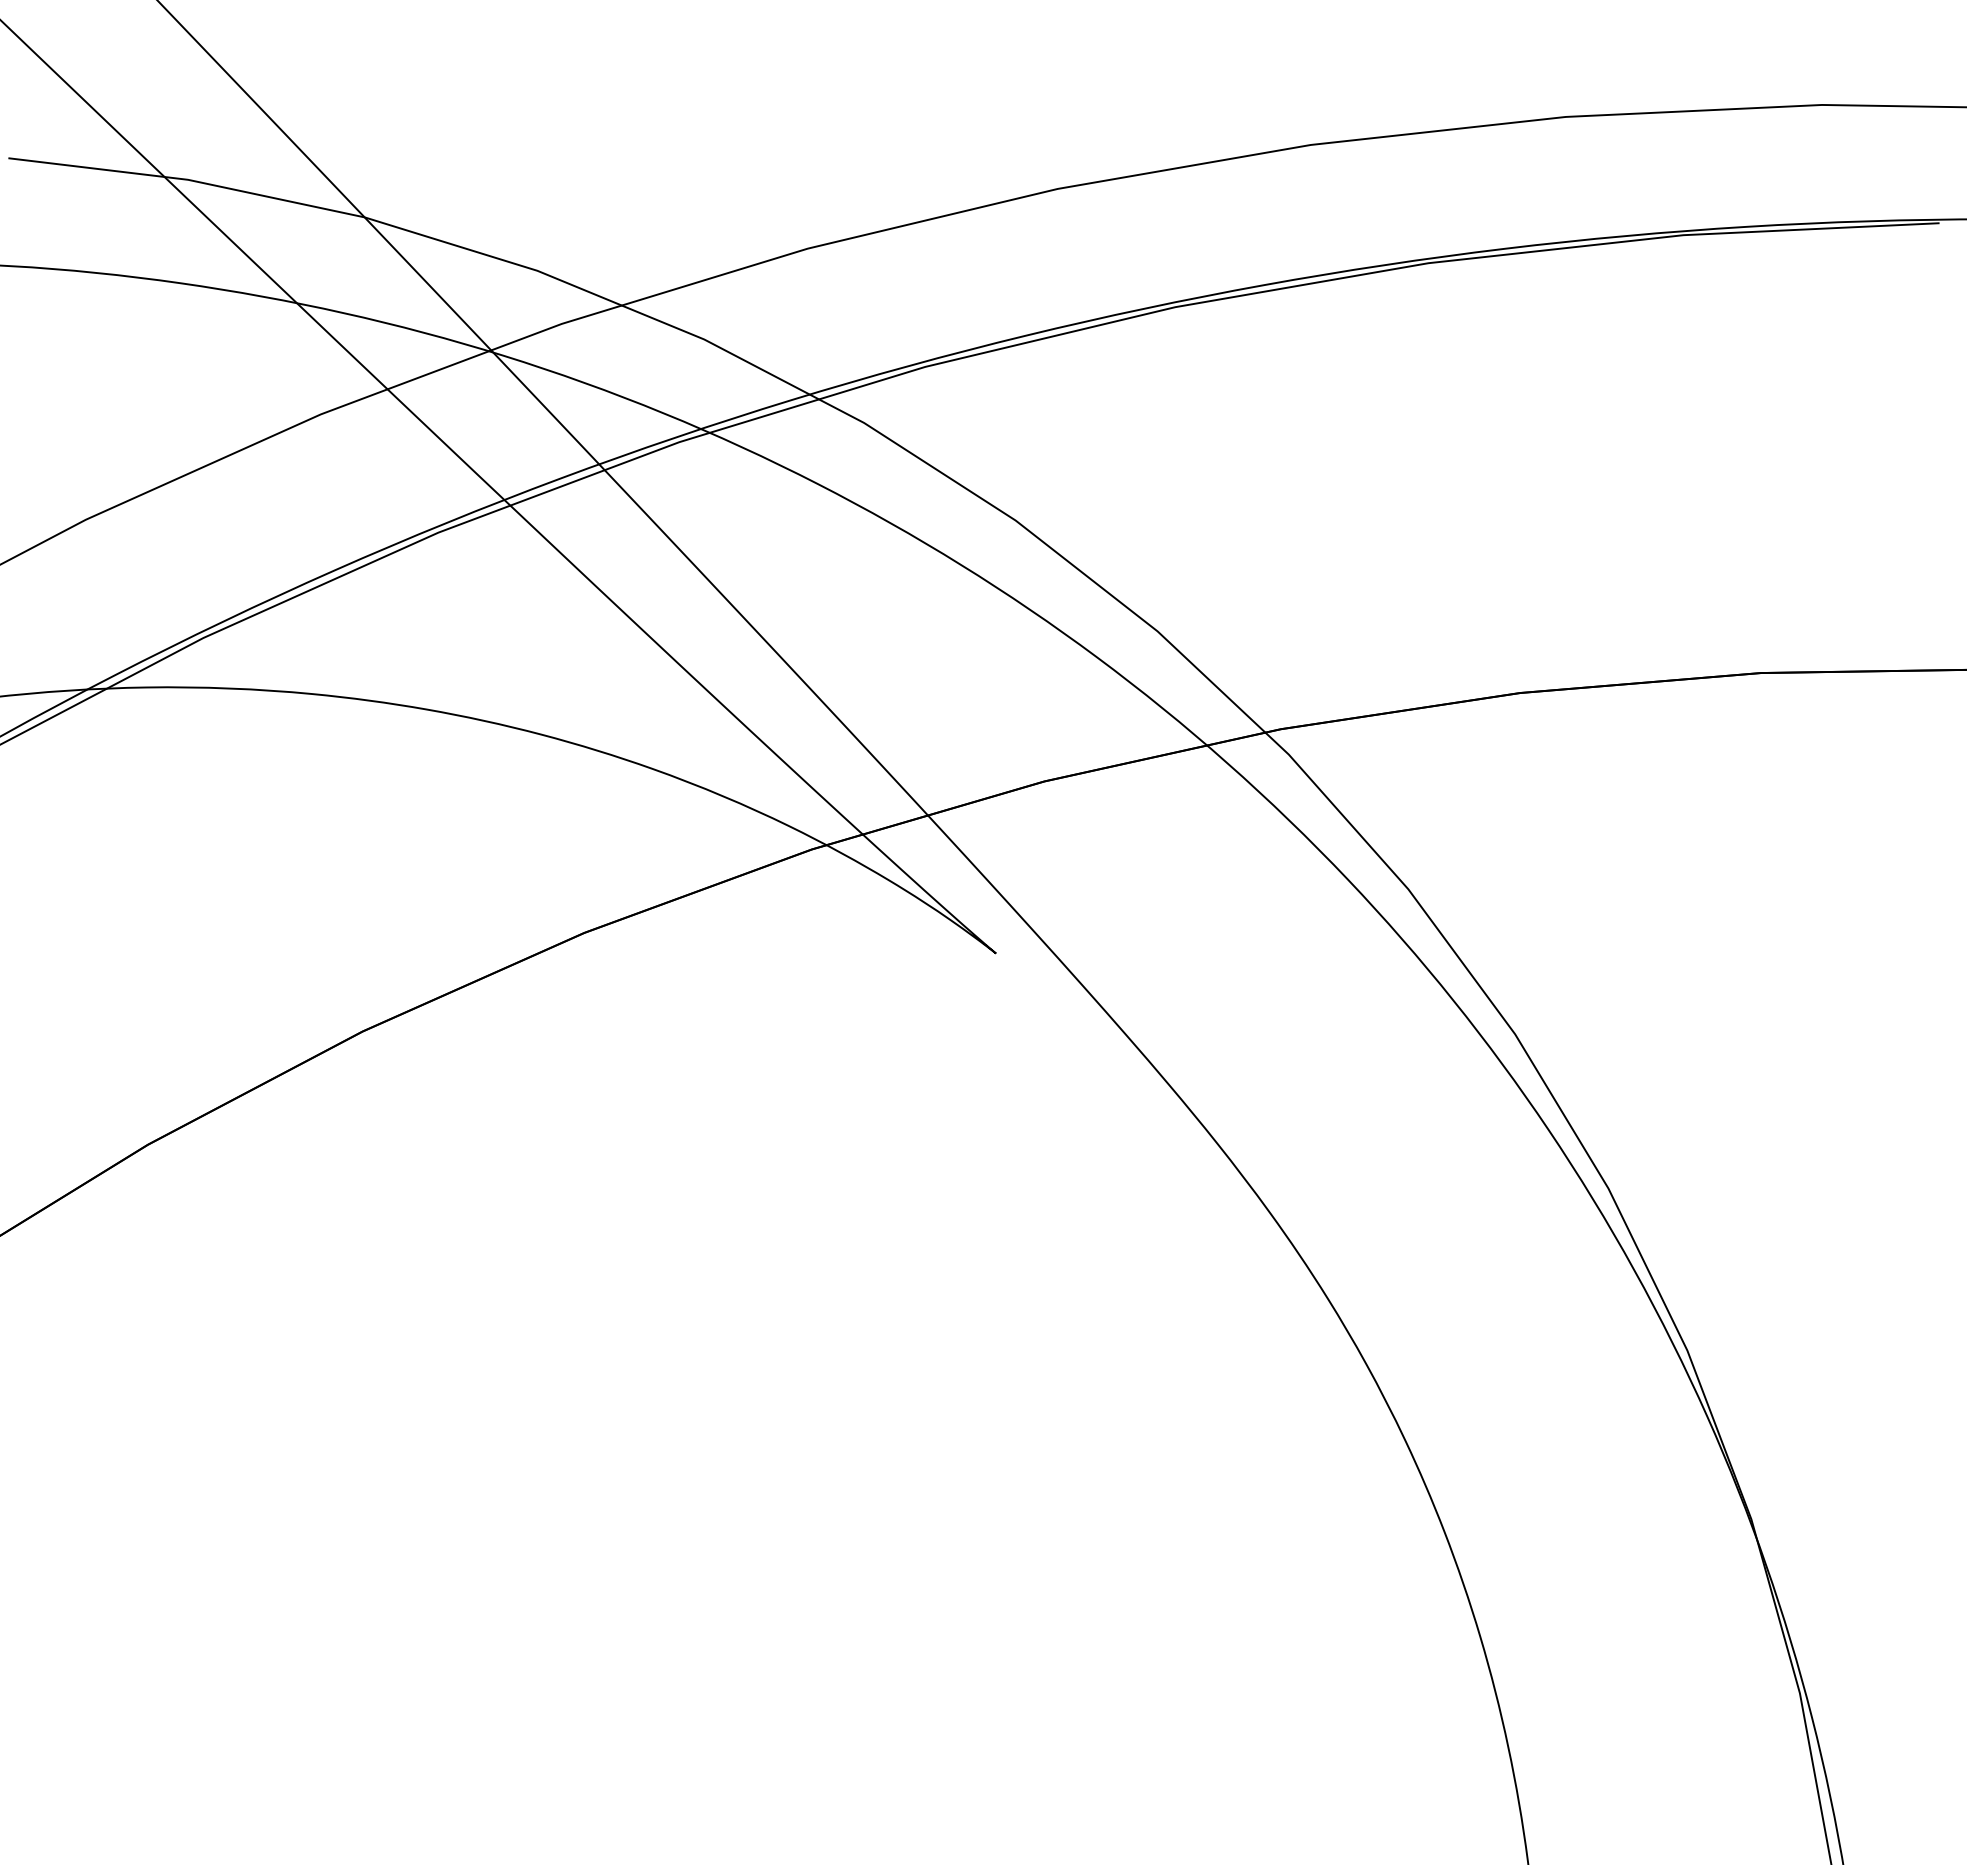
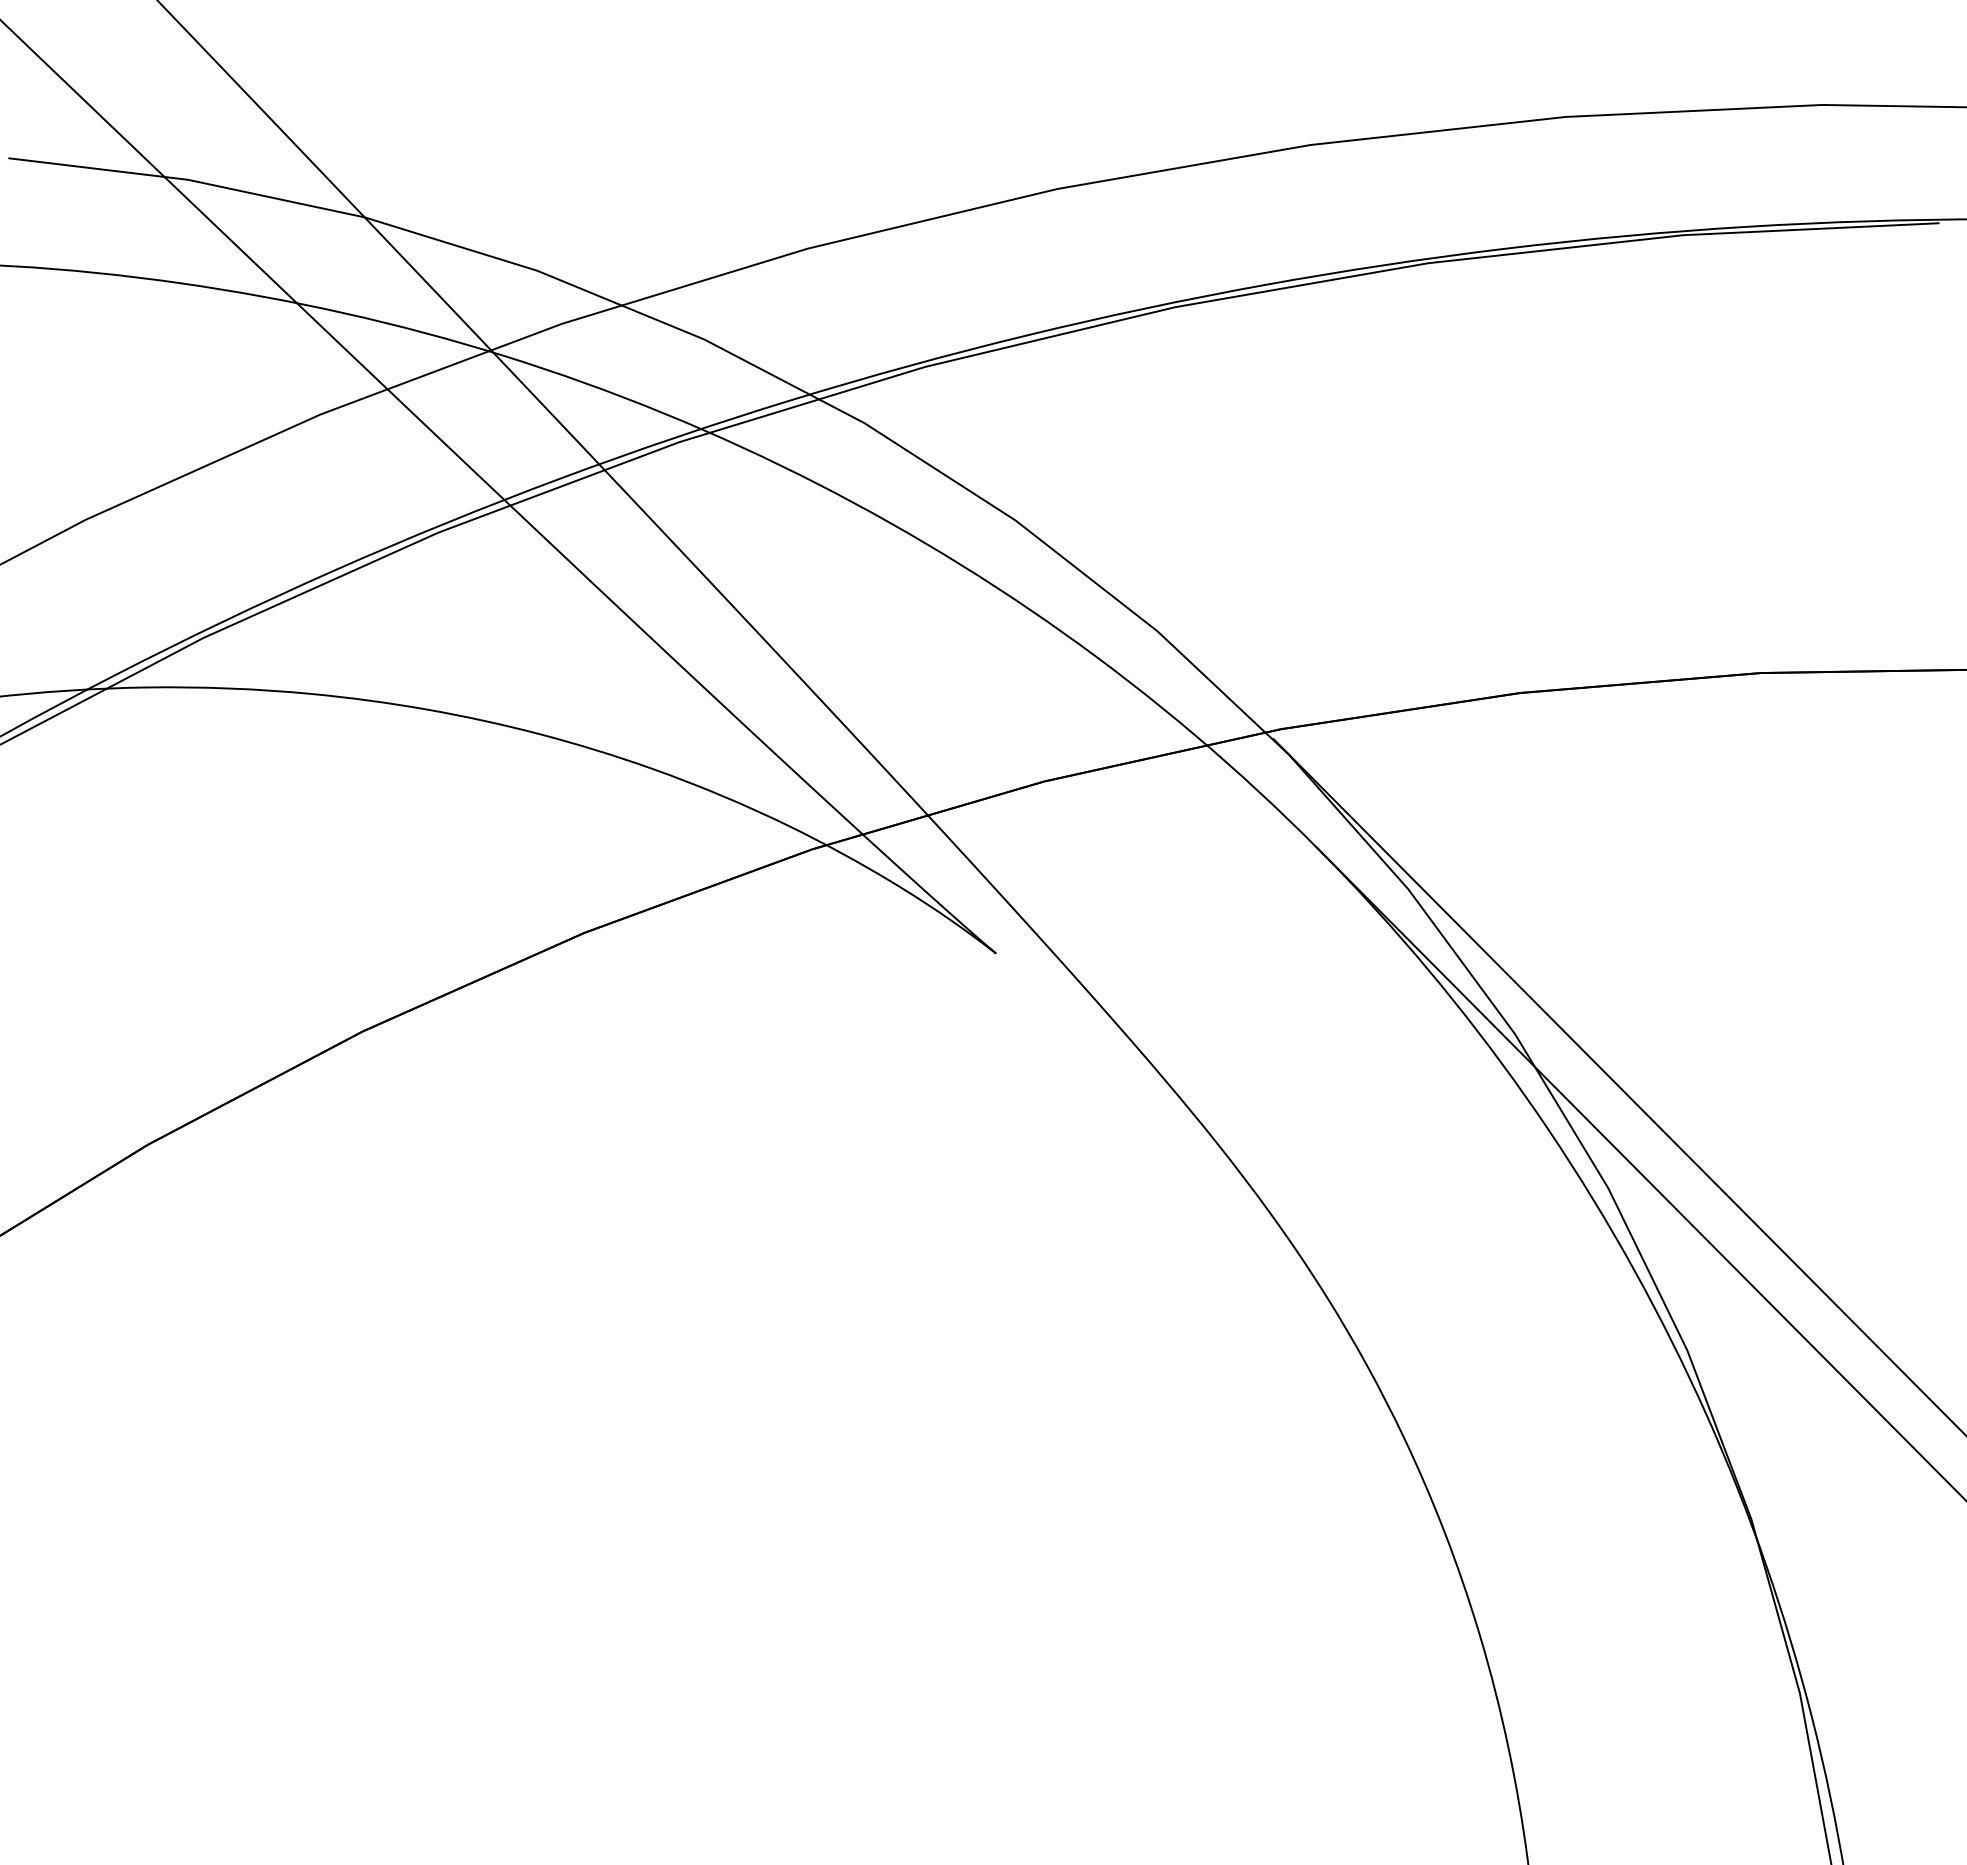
line: none -> present (1618, 1085)
line: none -> present (1639, 1172)
